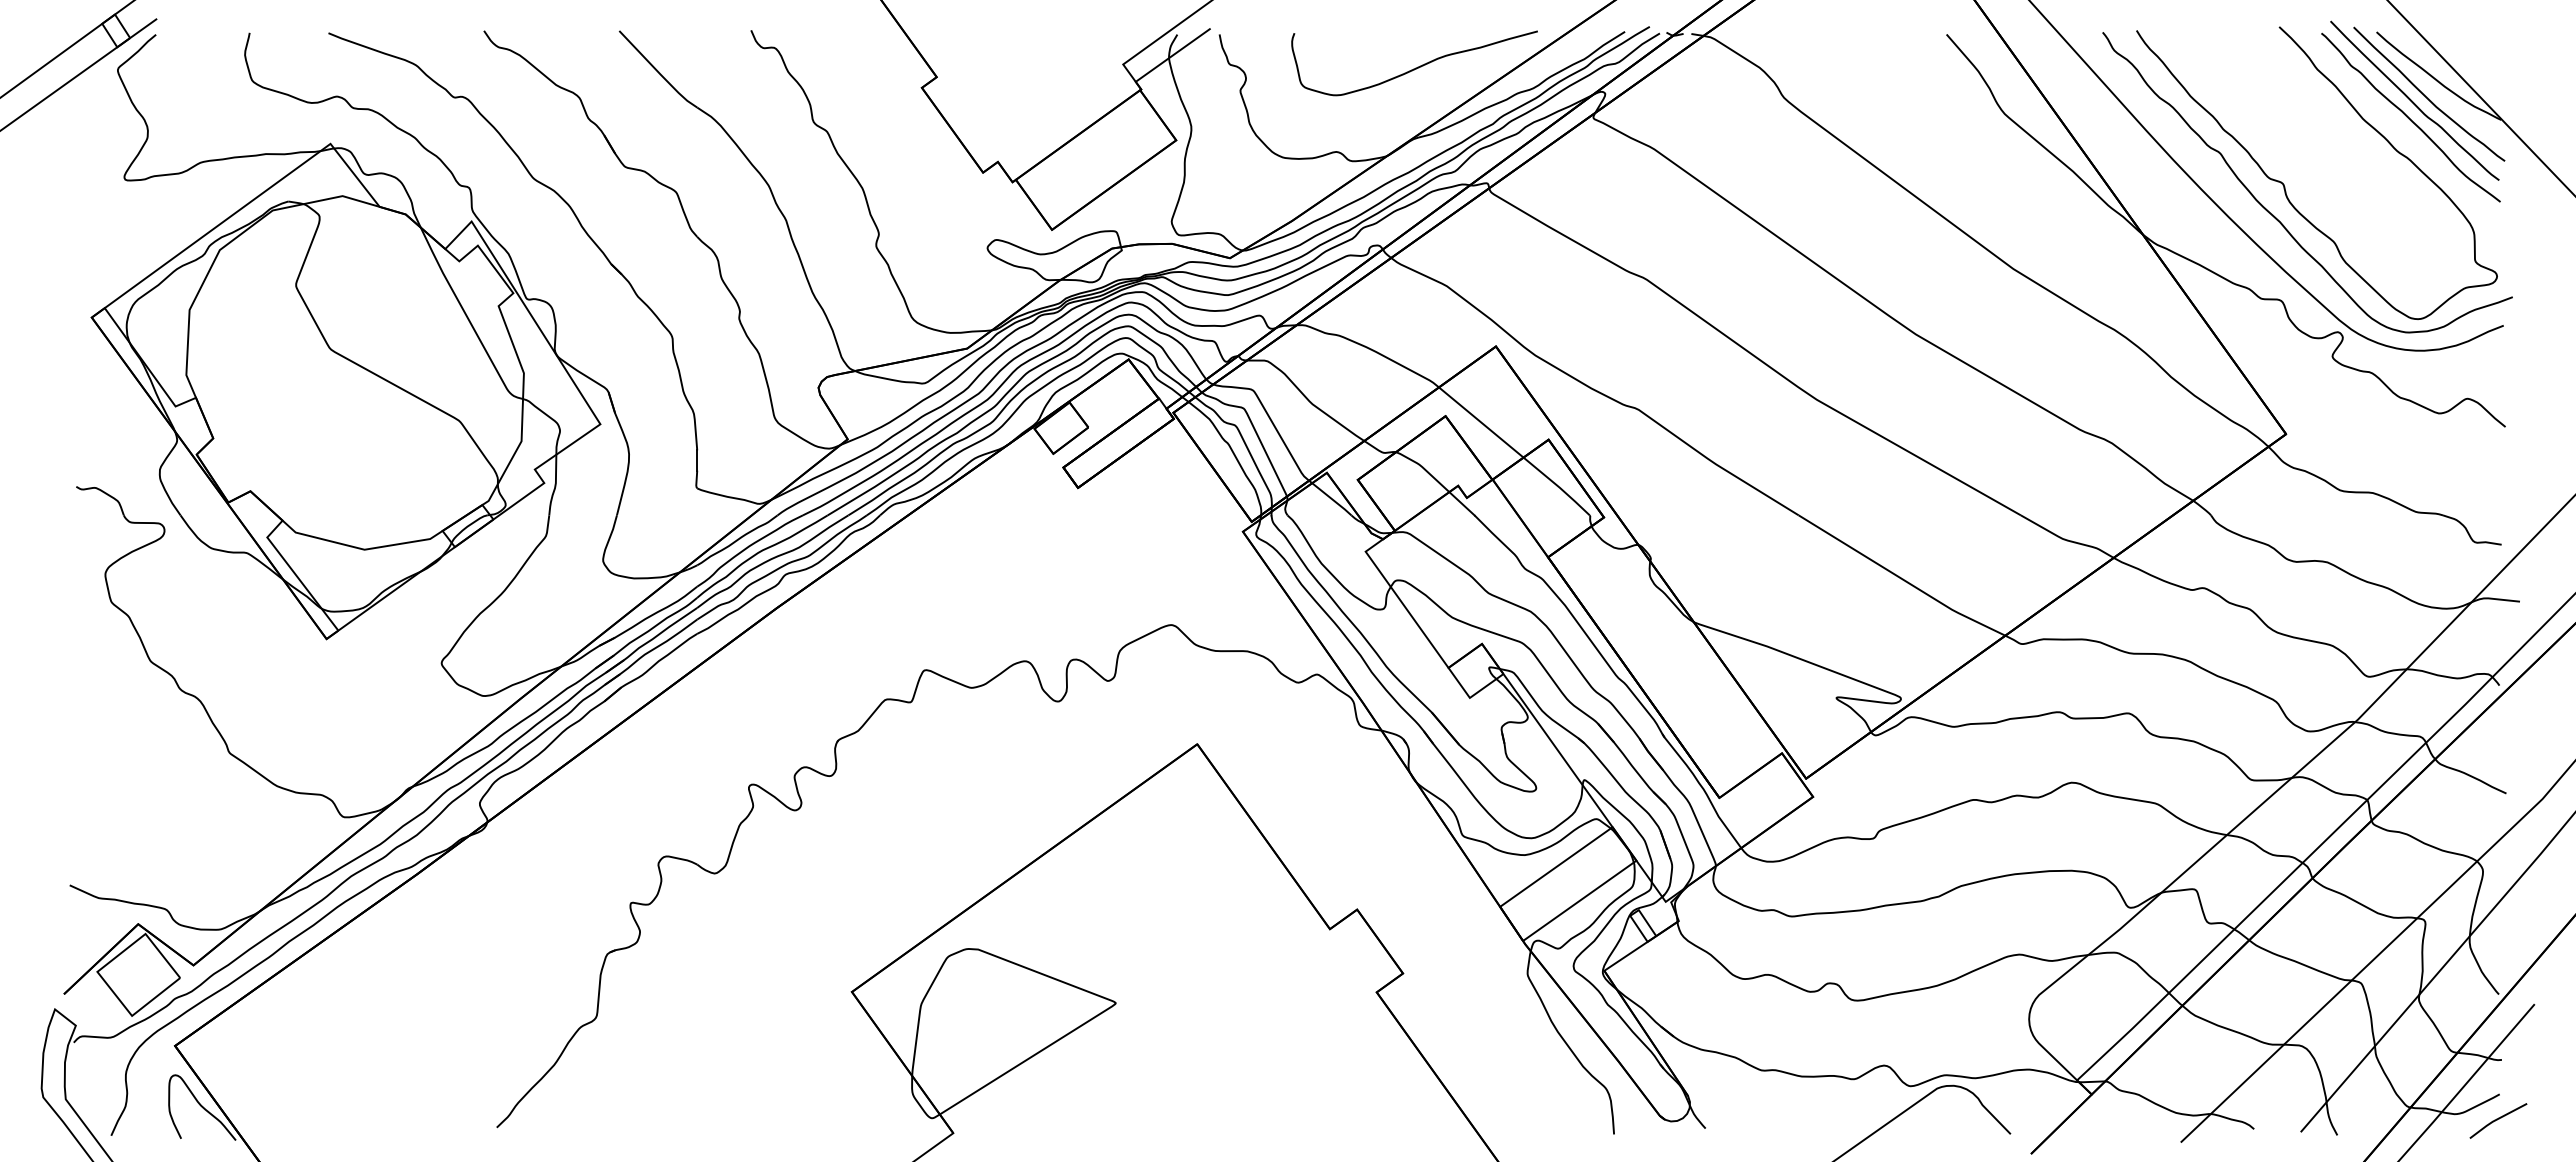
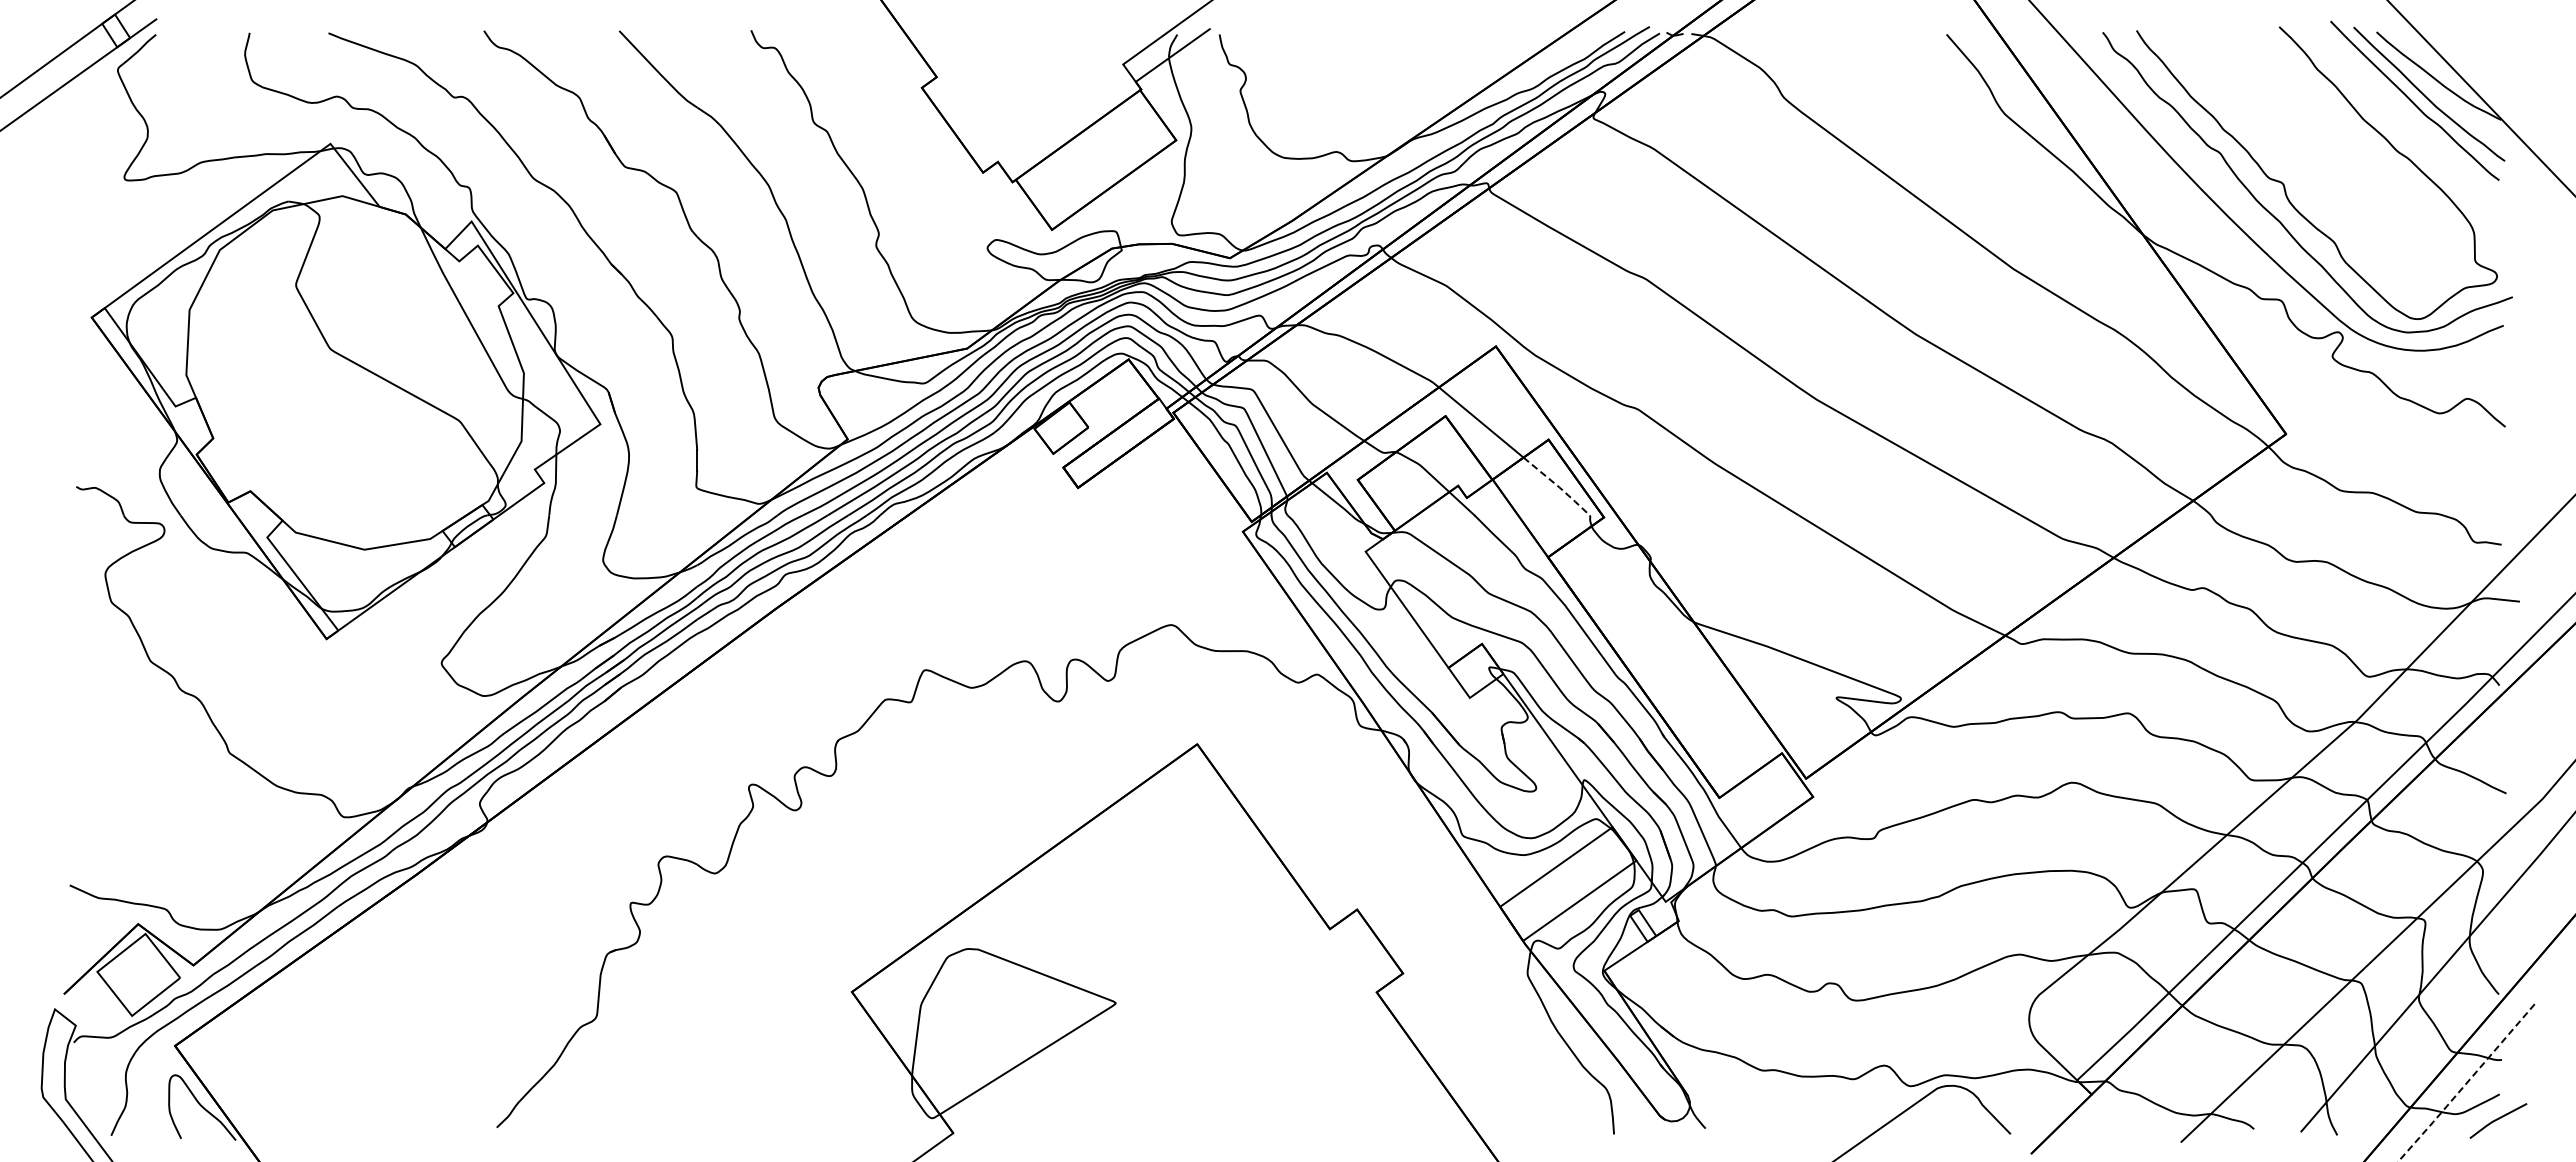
curve: present -> none (1415, 67)
curve: present -> none (2409, 117)
line: solid -> dashed (1558, 487)
line: solid -> dashed (2466, 1083)
